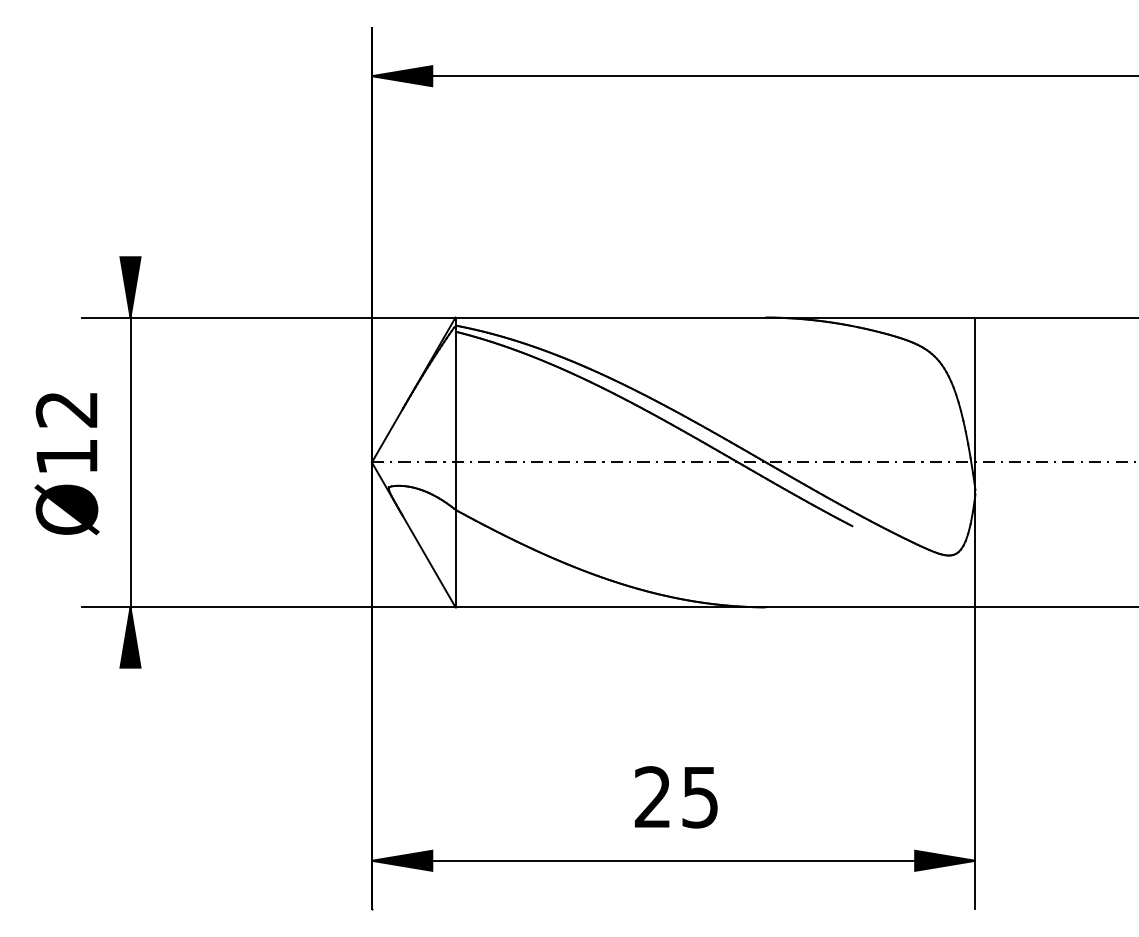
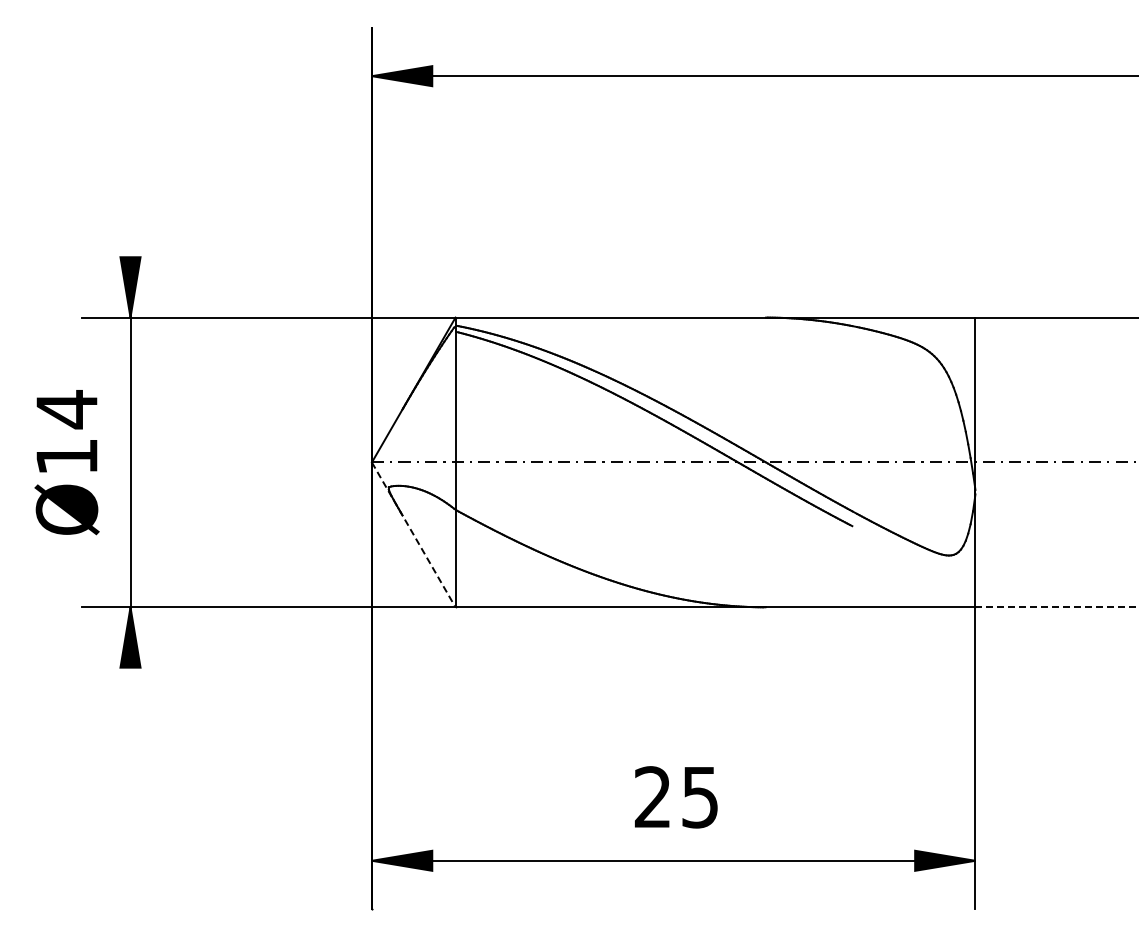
text: Ø12 -> Ø14 (66, 409)
line: solid -> dashed (413, 534)
line: solid -> dashed (1057, 607)
